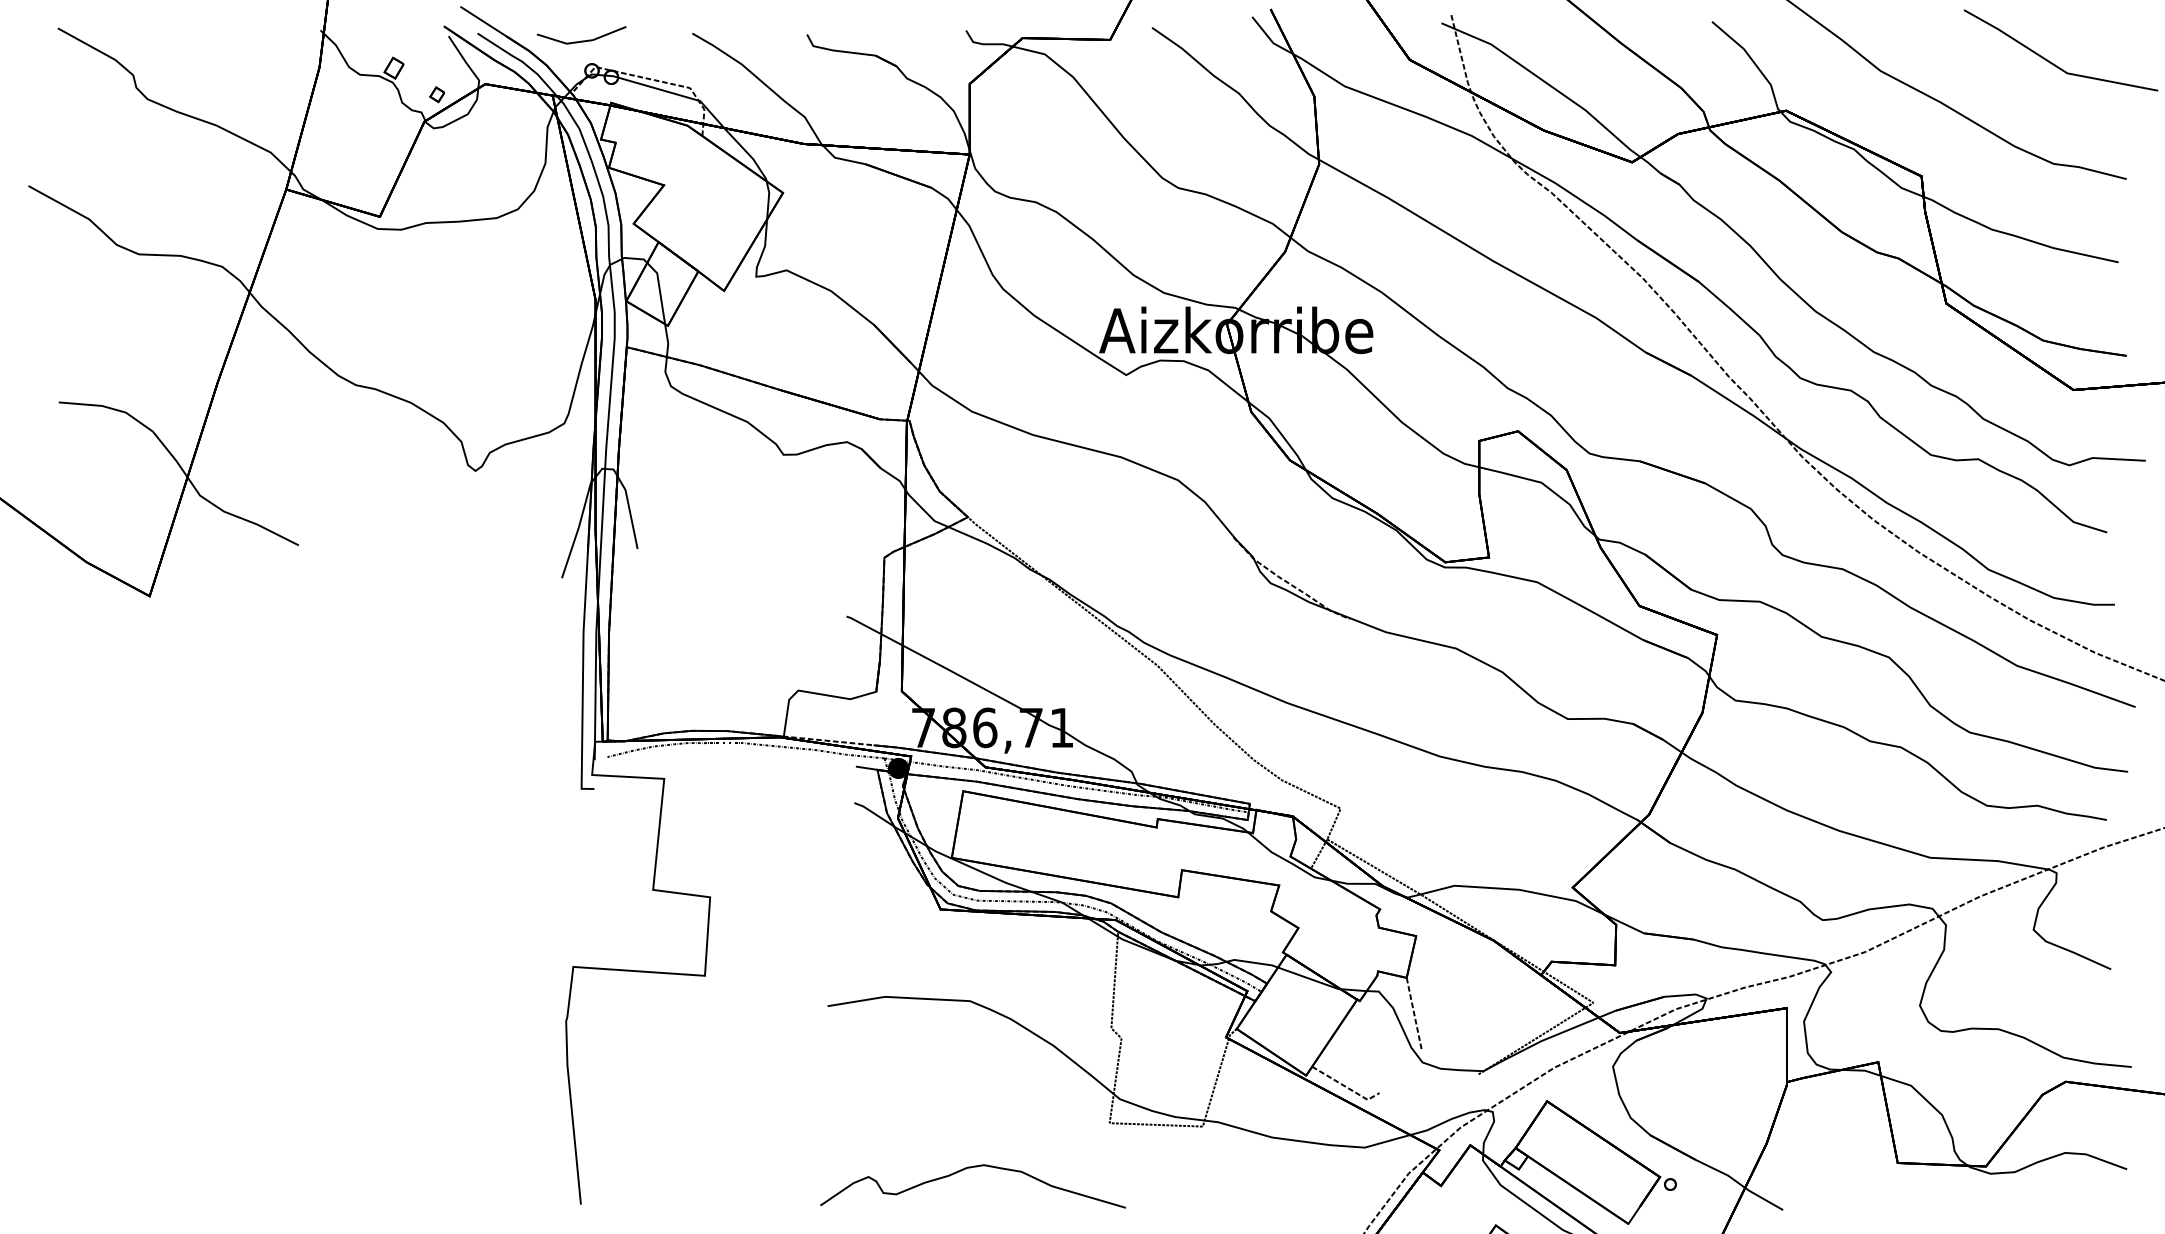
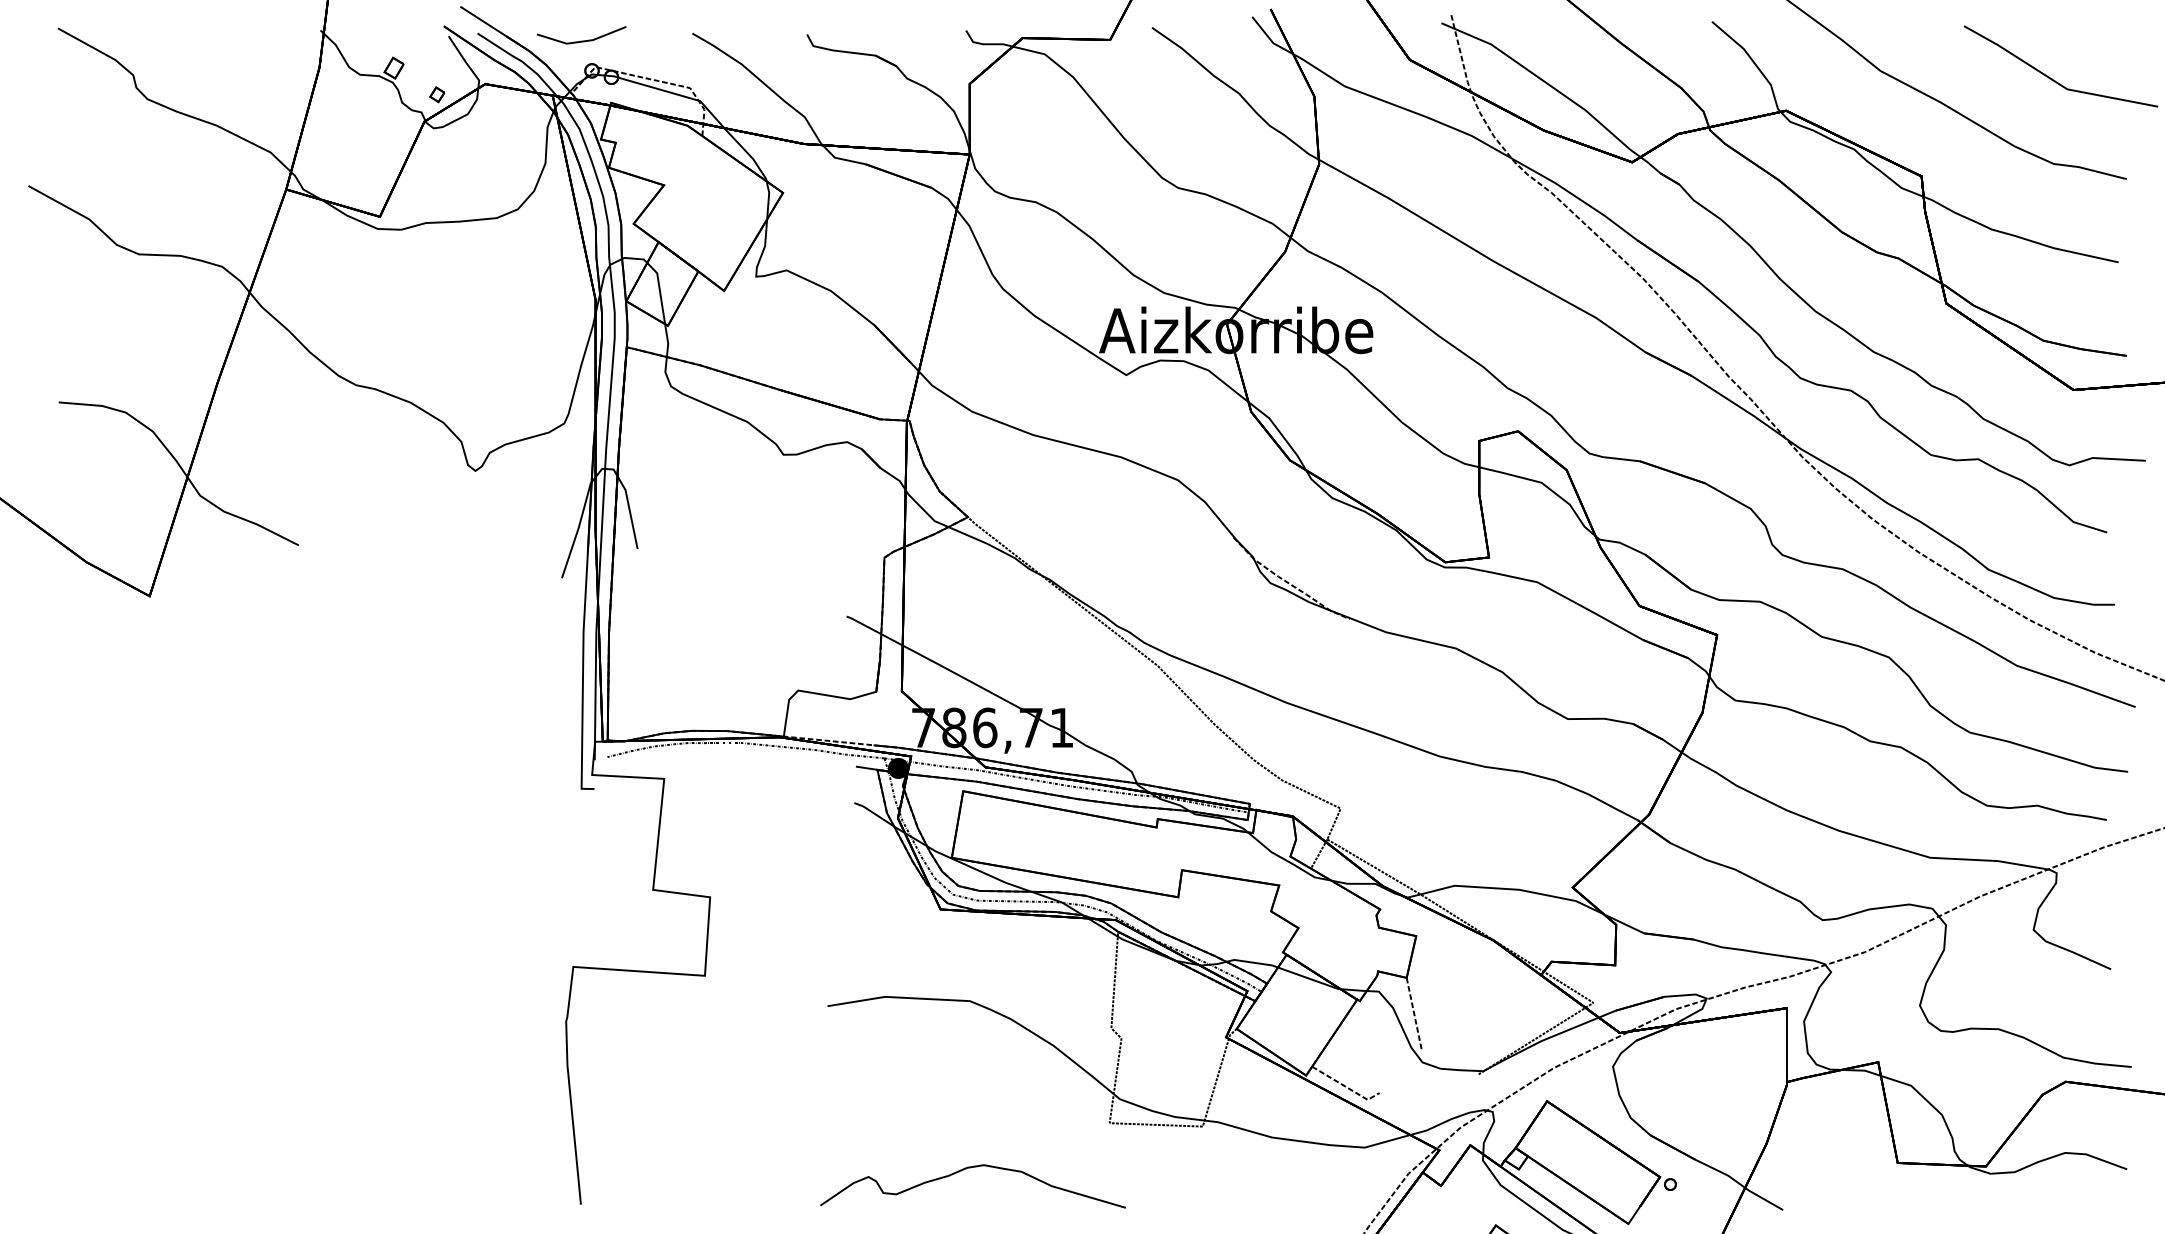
line position: (2052, 62) -> (2052, 78) (2052, 78)
